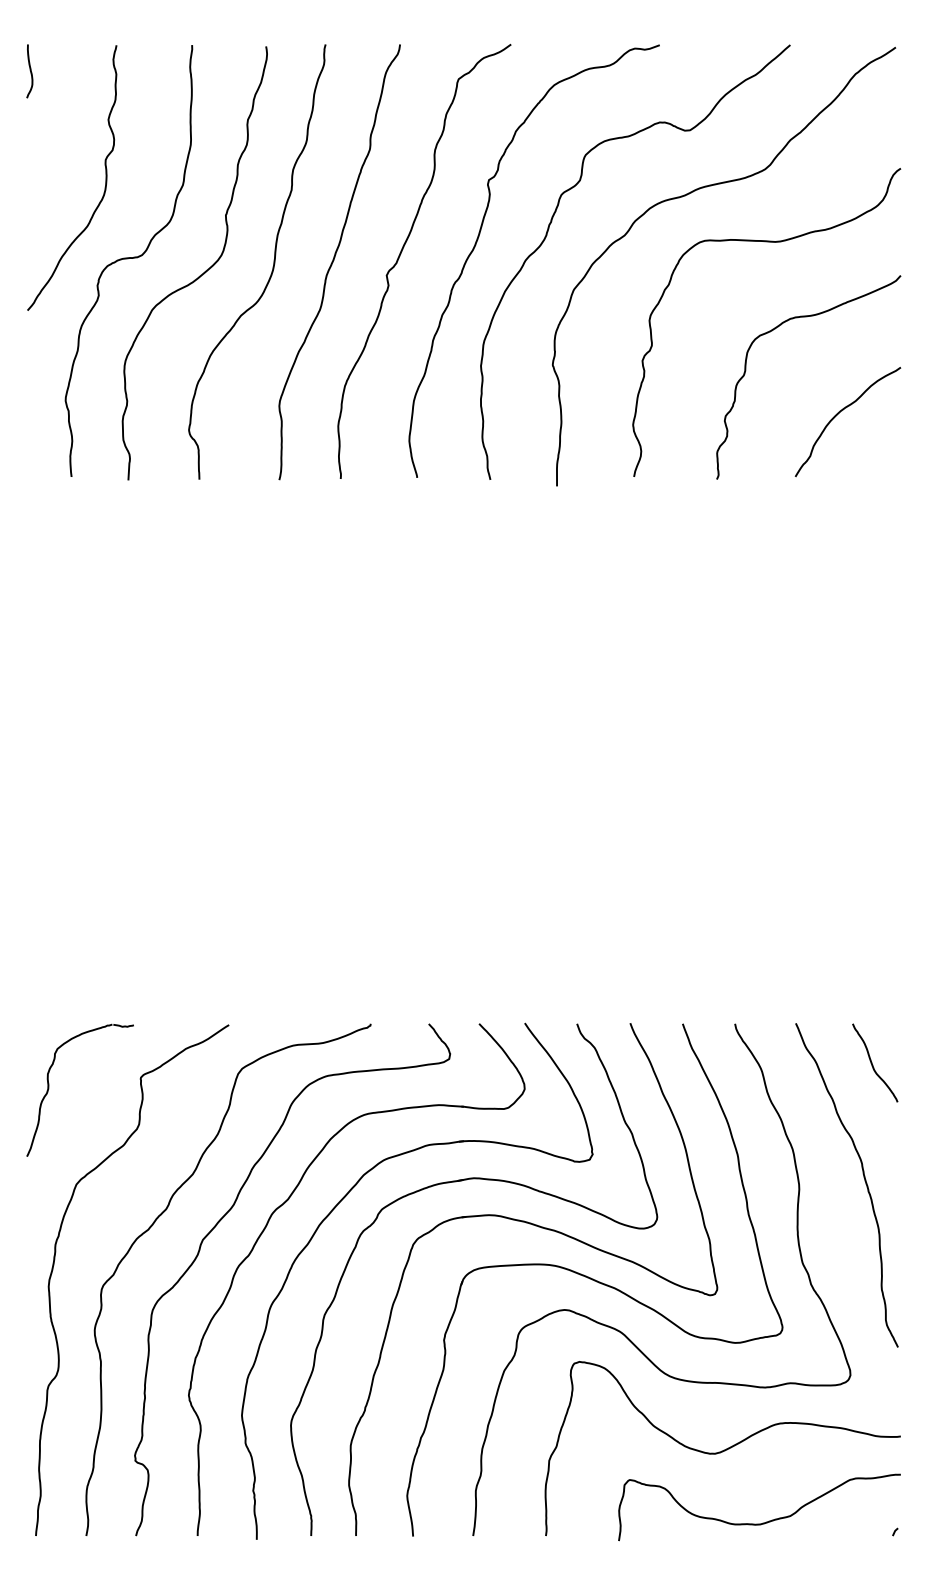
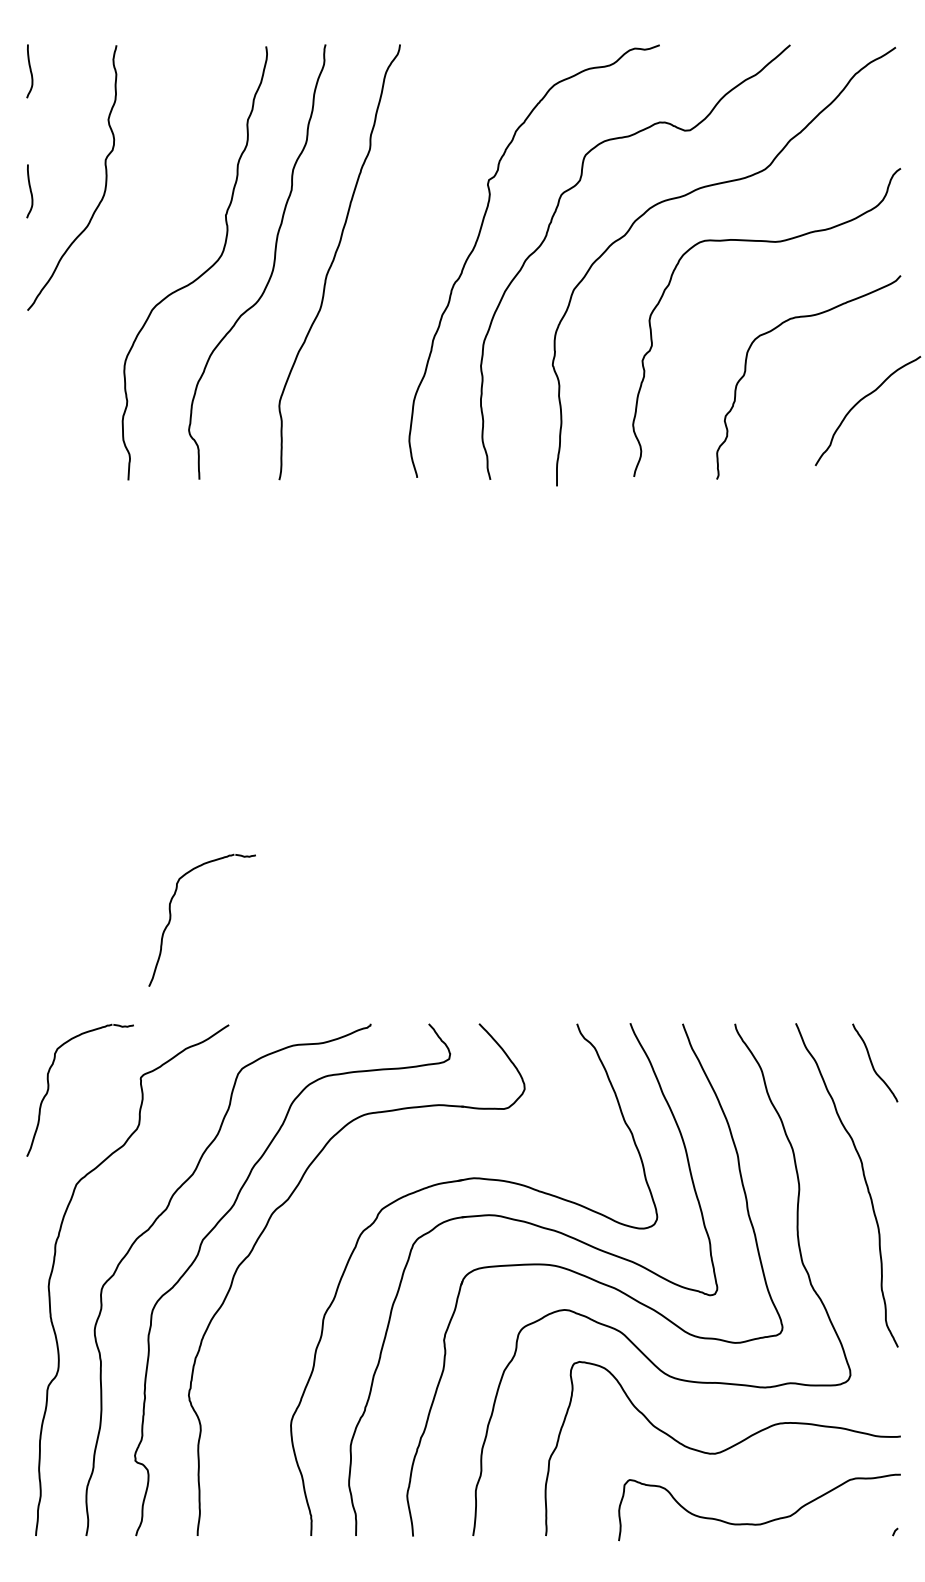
curve: none -> present (29, 190)
curve: present -> none (401, 254)
curve: present -> none (128, 259)
curve position: (839, 413) -> (859, 402) (859, 402)
part: none -> present (171, 919)
part: present -> none (336, 1207)
